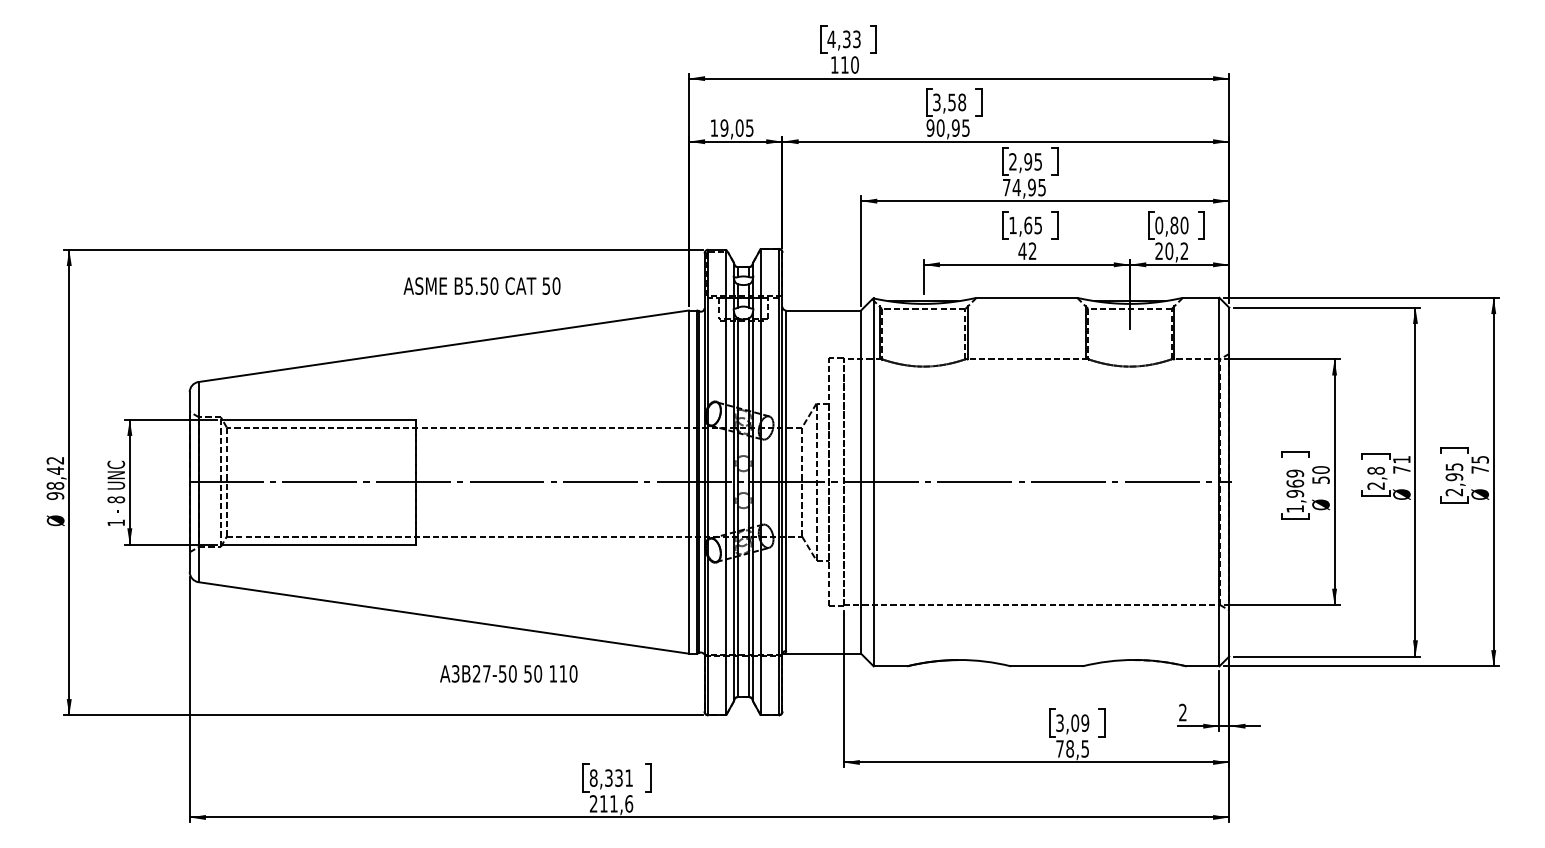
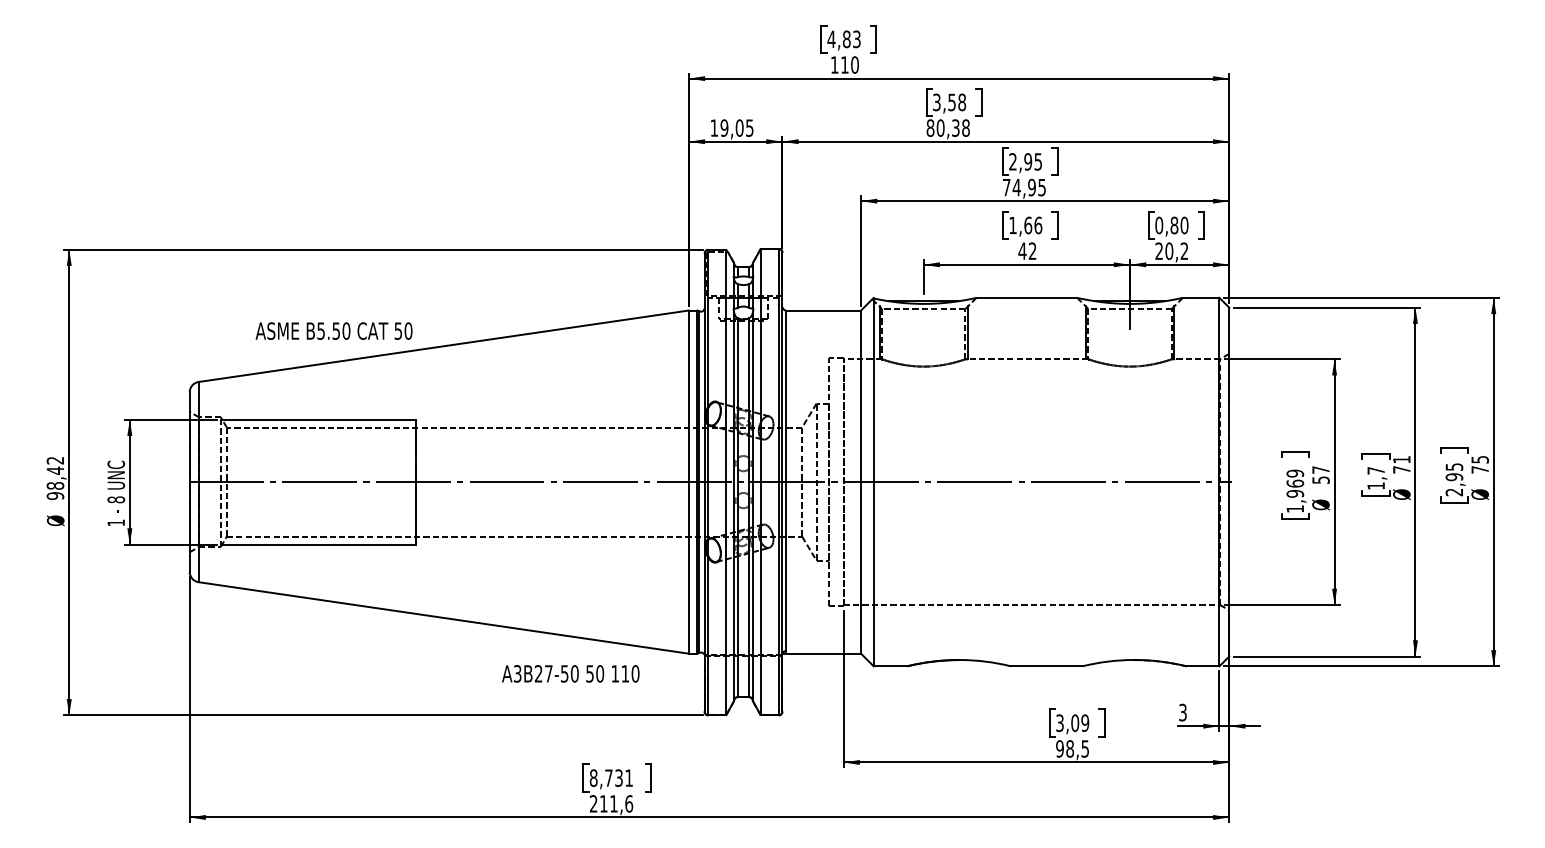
text: 4,33 -> 4,83 (846, 39)
text: 90,95 -> 80,38 (947, 127)
text: 1,65 -> 1,66 (1038, 225)
text position: (481, 285) -> (333, 330) (333, 330)
text: 50 -> 57 (1320, 469)
text: 2,8 -> 1,7 (1375, 478)
text position: (508, 673) -> (570, 673) (570, 673)
text: 2 -> 3 (1182, 712)
text: 78,5 -> 98,5 (1059, 748)
text: 8,331 -> 8,731 (608, 777)
